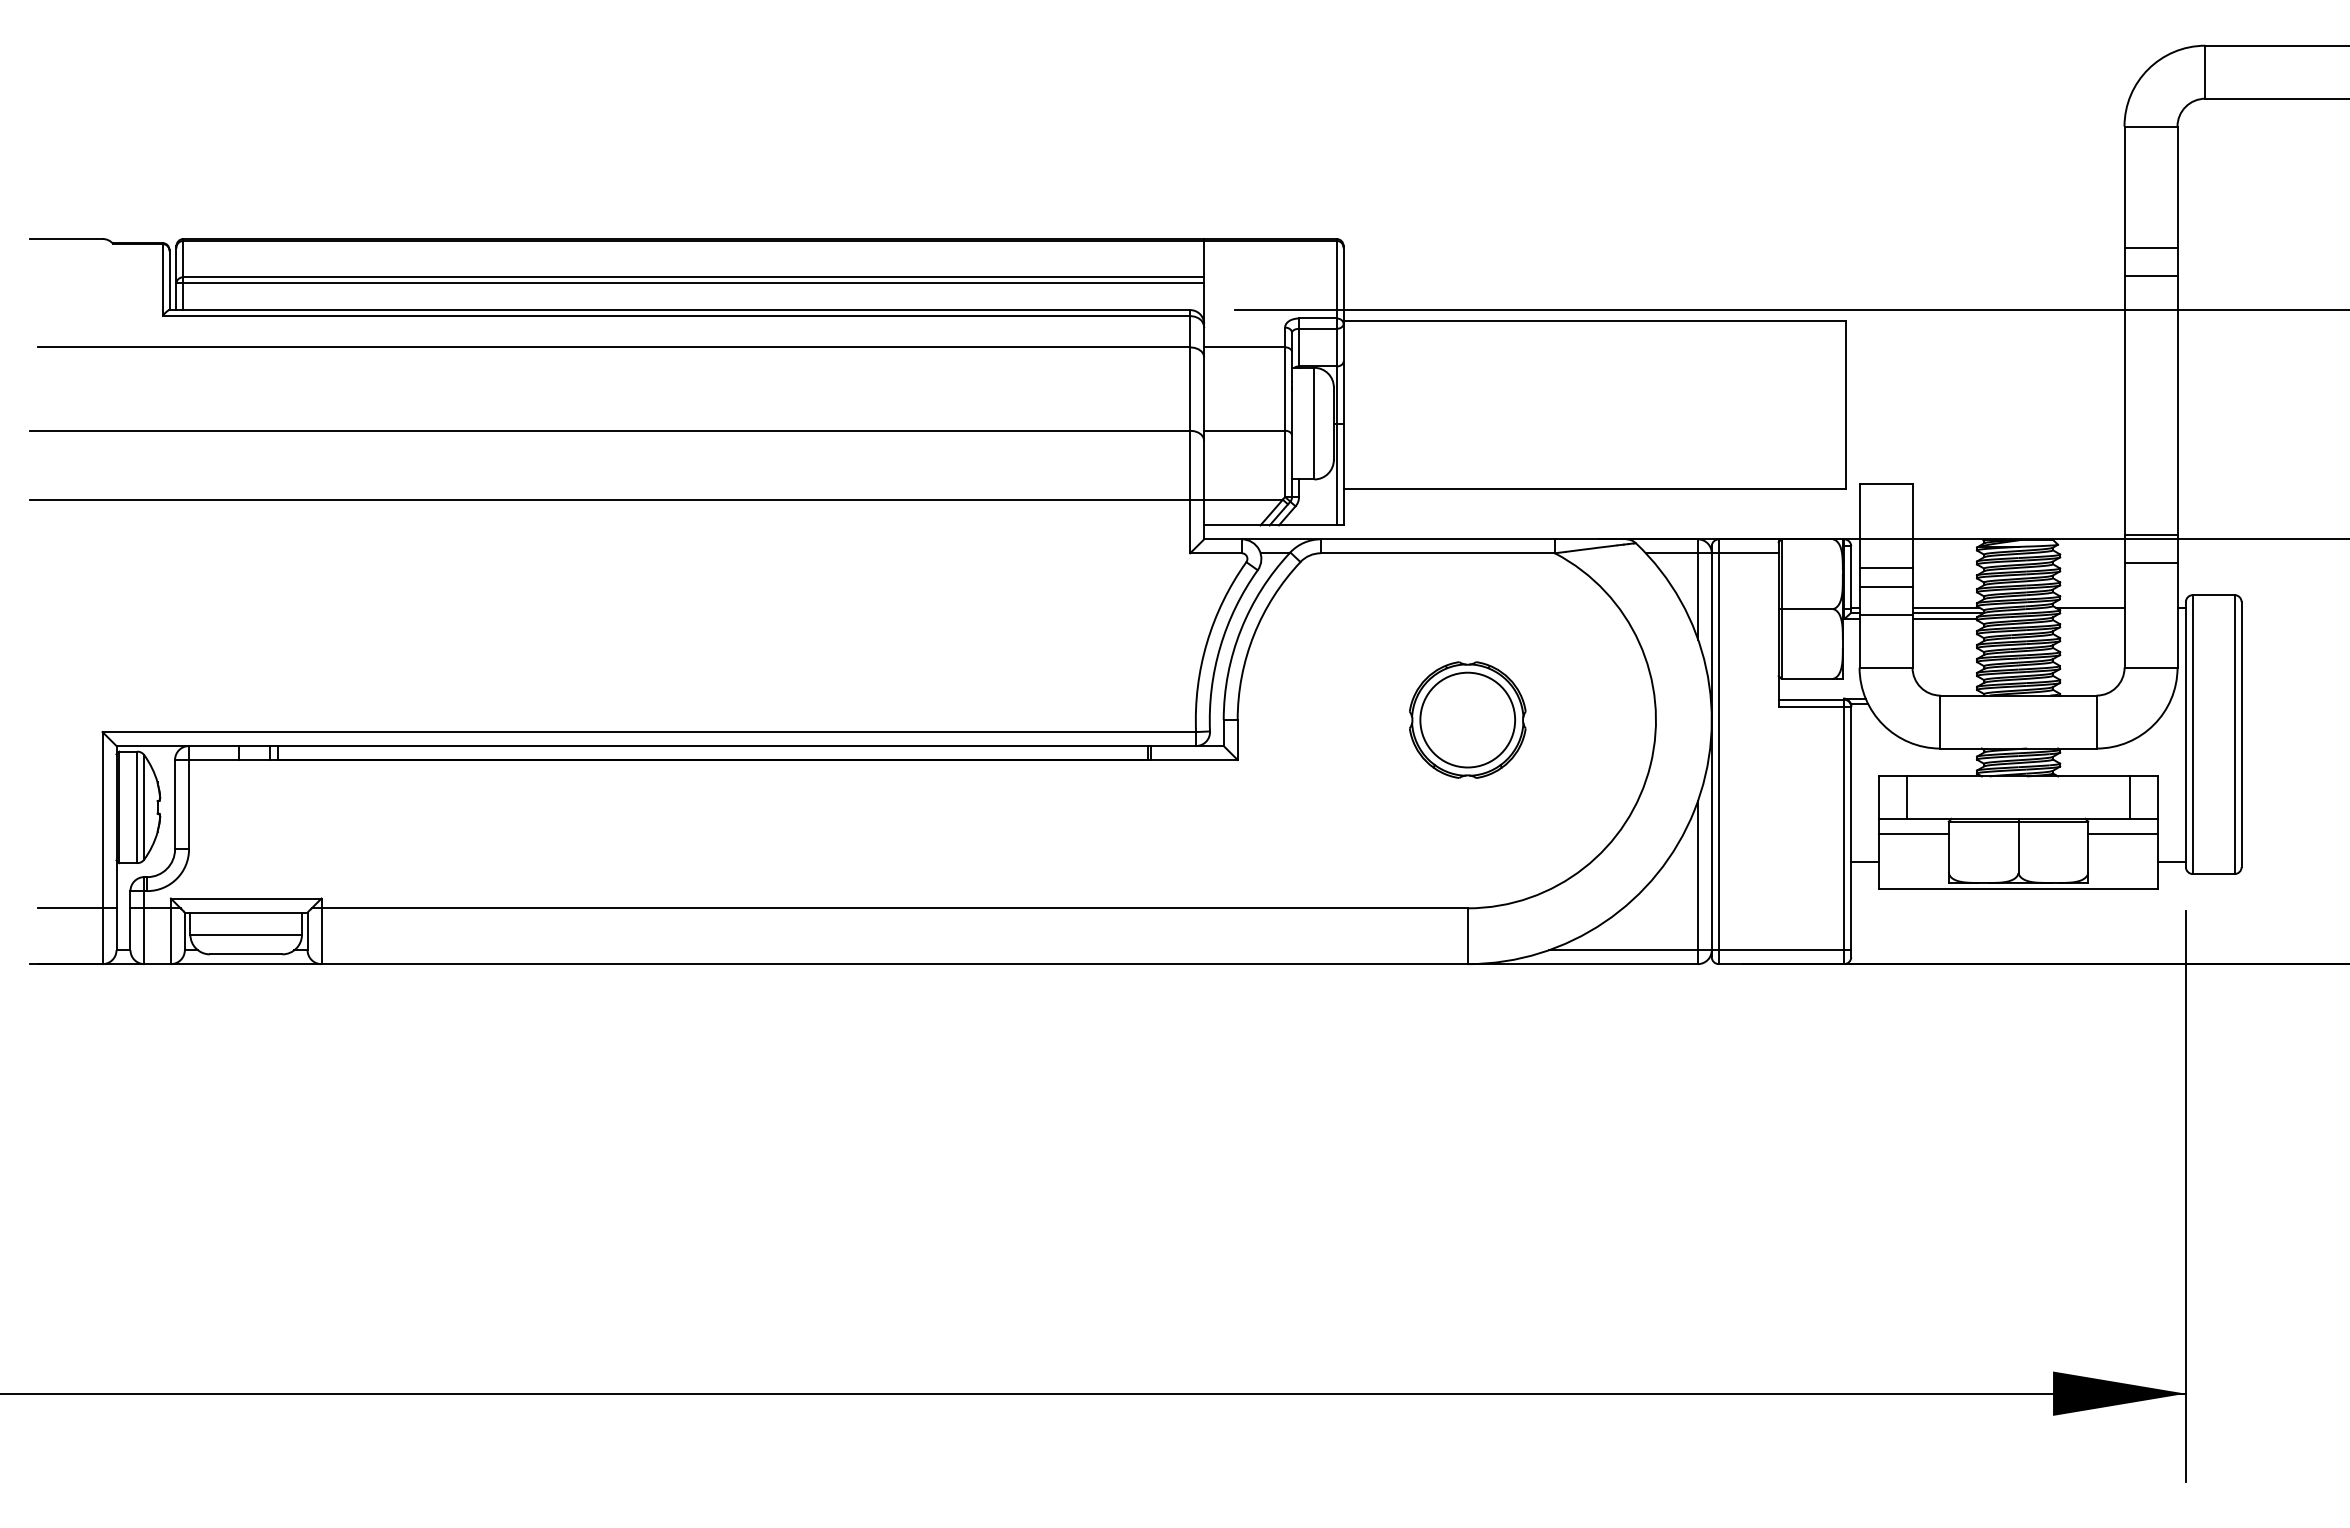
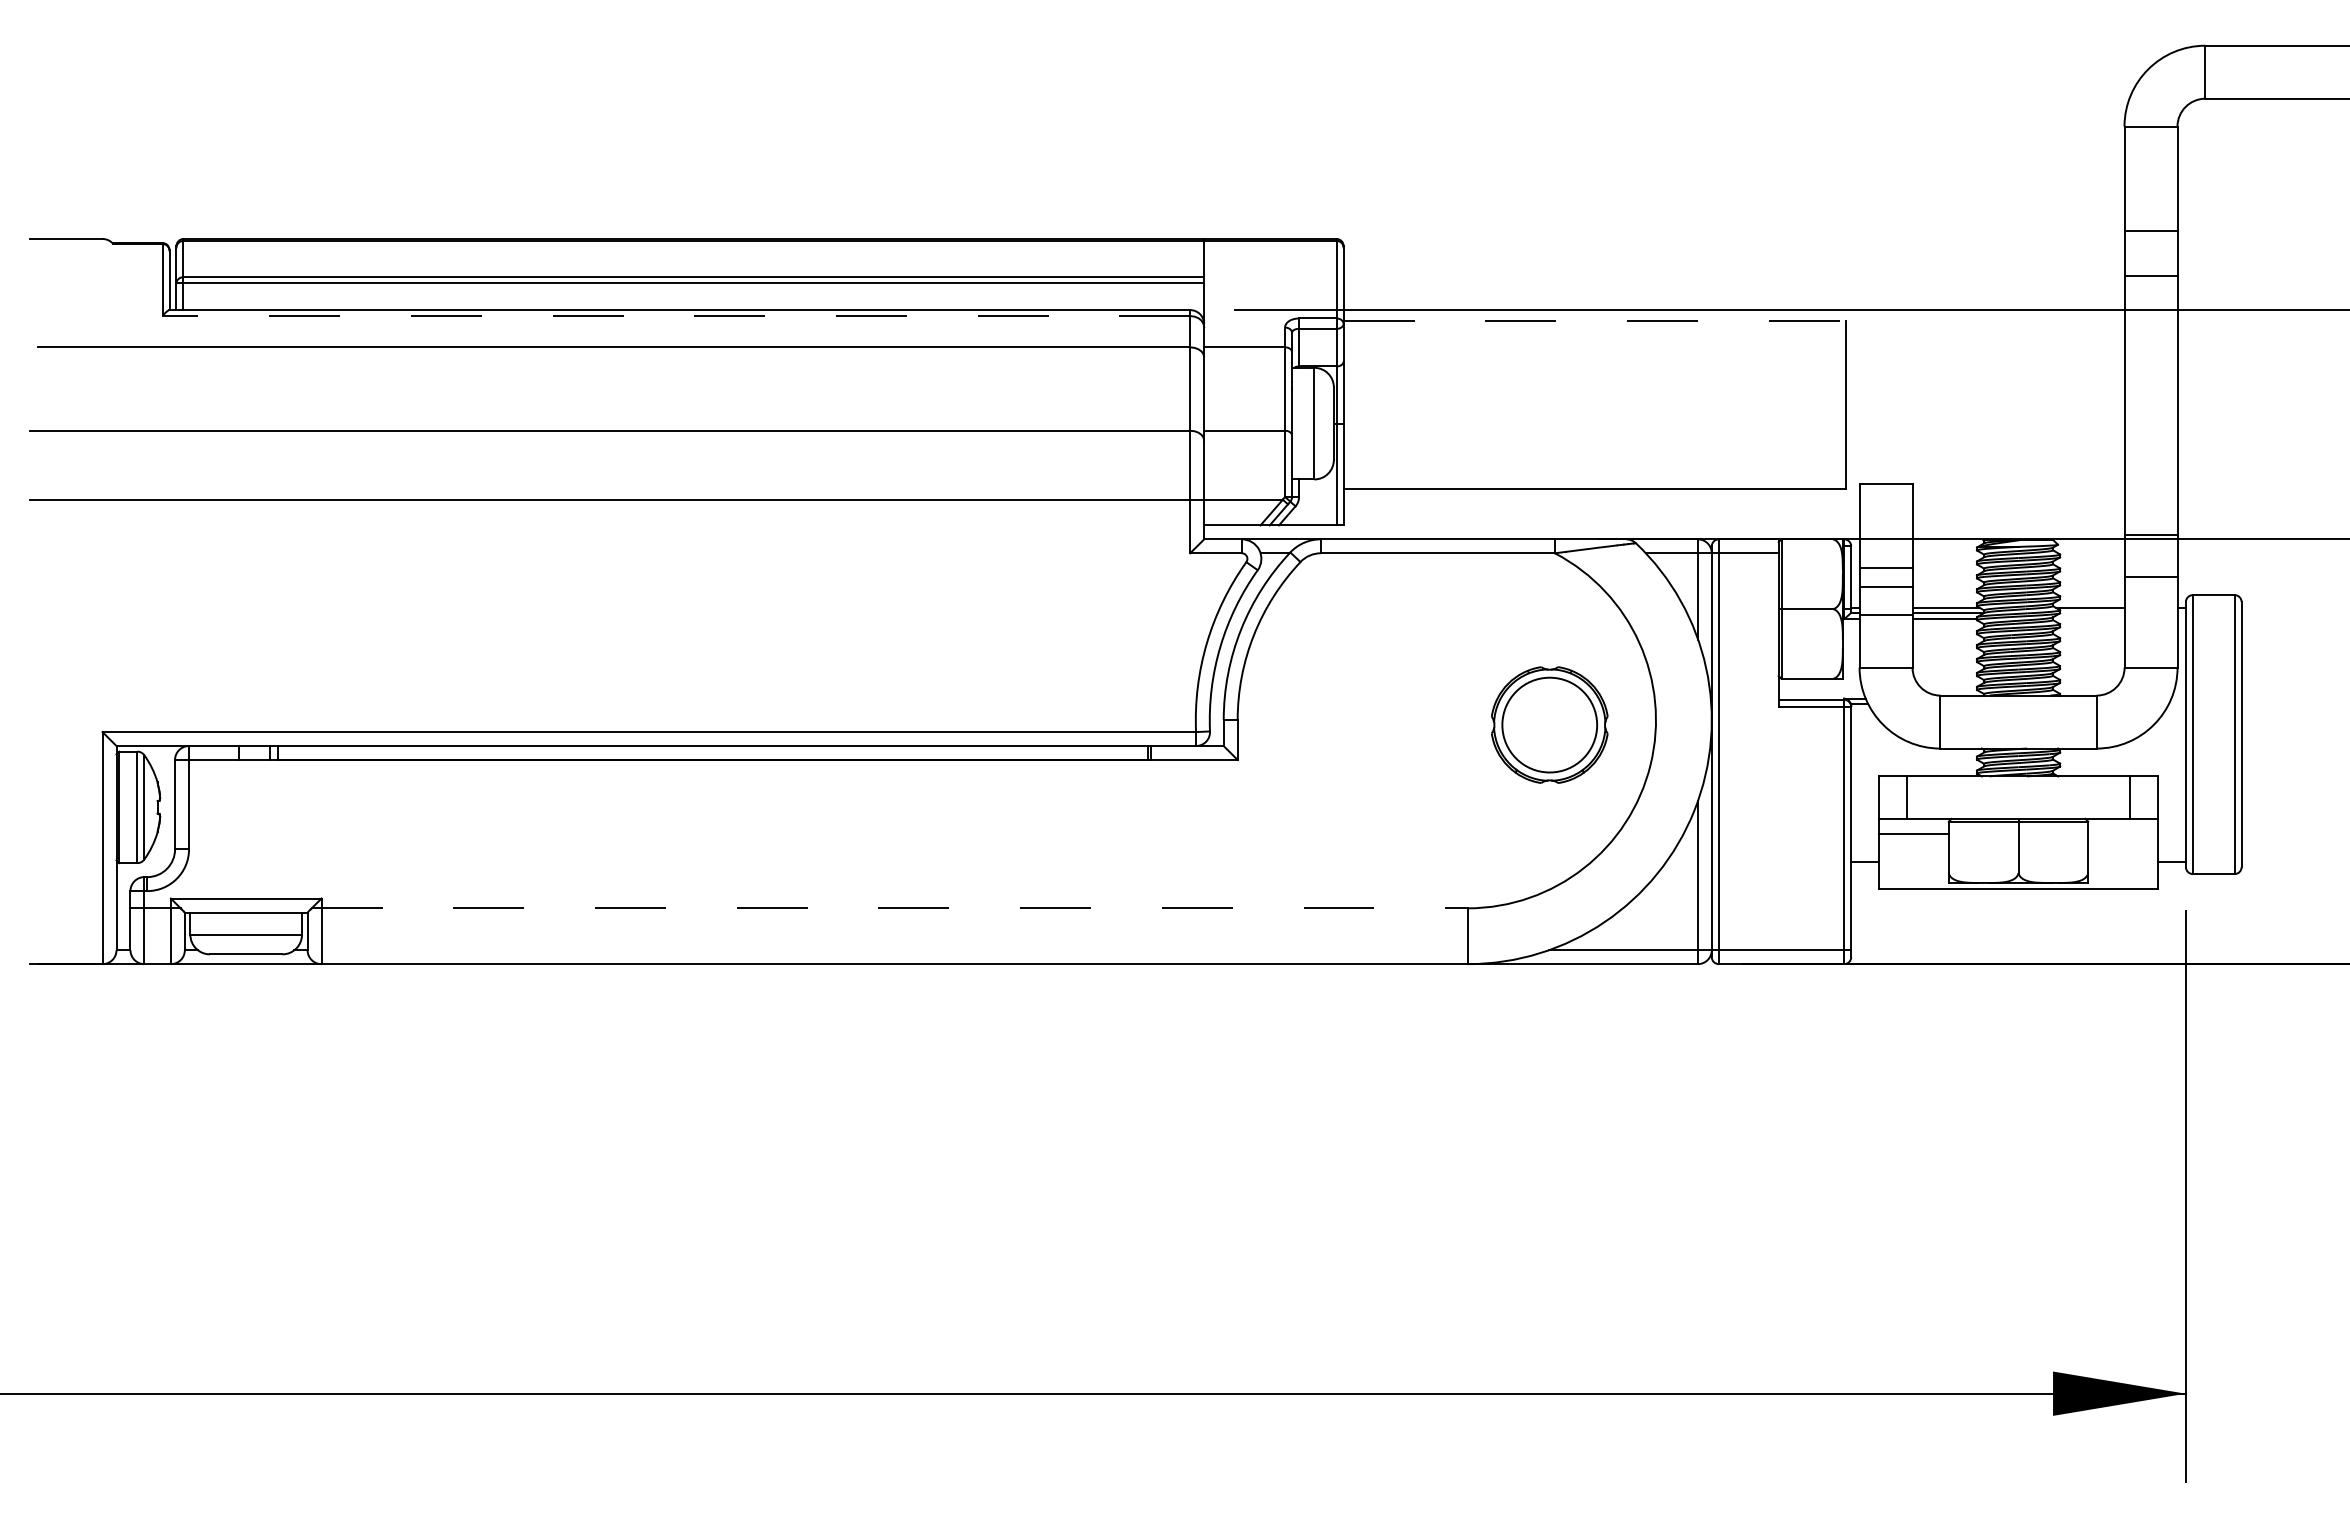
line position: (2150, 247) -> (2150, 230) (2150, 230)
line: solid -> dashed (676, 316)
line: solid -> dashed (1594, 321)
line position: (2150, 563) -> (2150, 577) (2150, 577)
part position: (1467, 719) -> (1549, 724) (1549, 724)
line: present -> none (2123, 833)
line: present -> none (77, 908)
line: solid -> dashed (890, 908)
